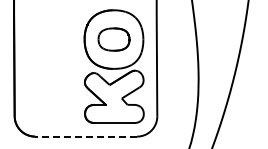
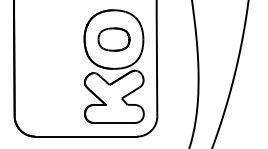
line: dashed -> solid (86, 136)
